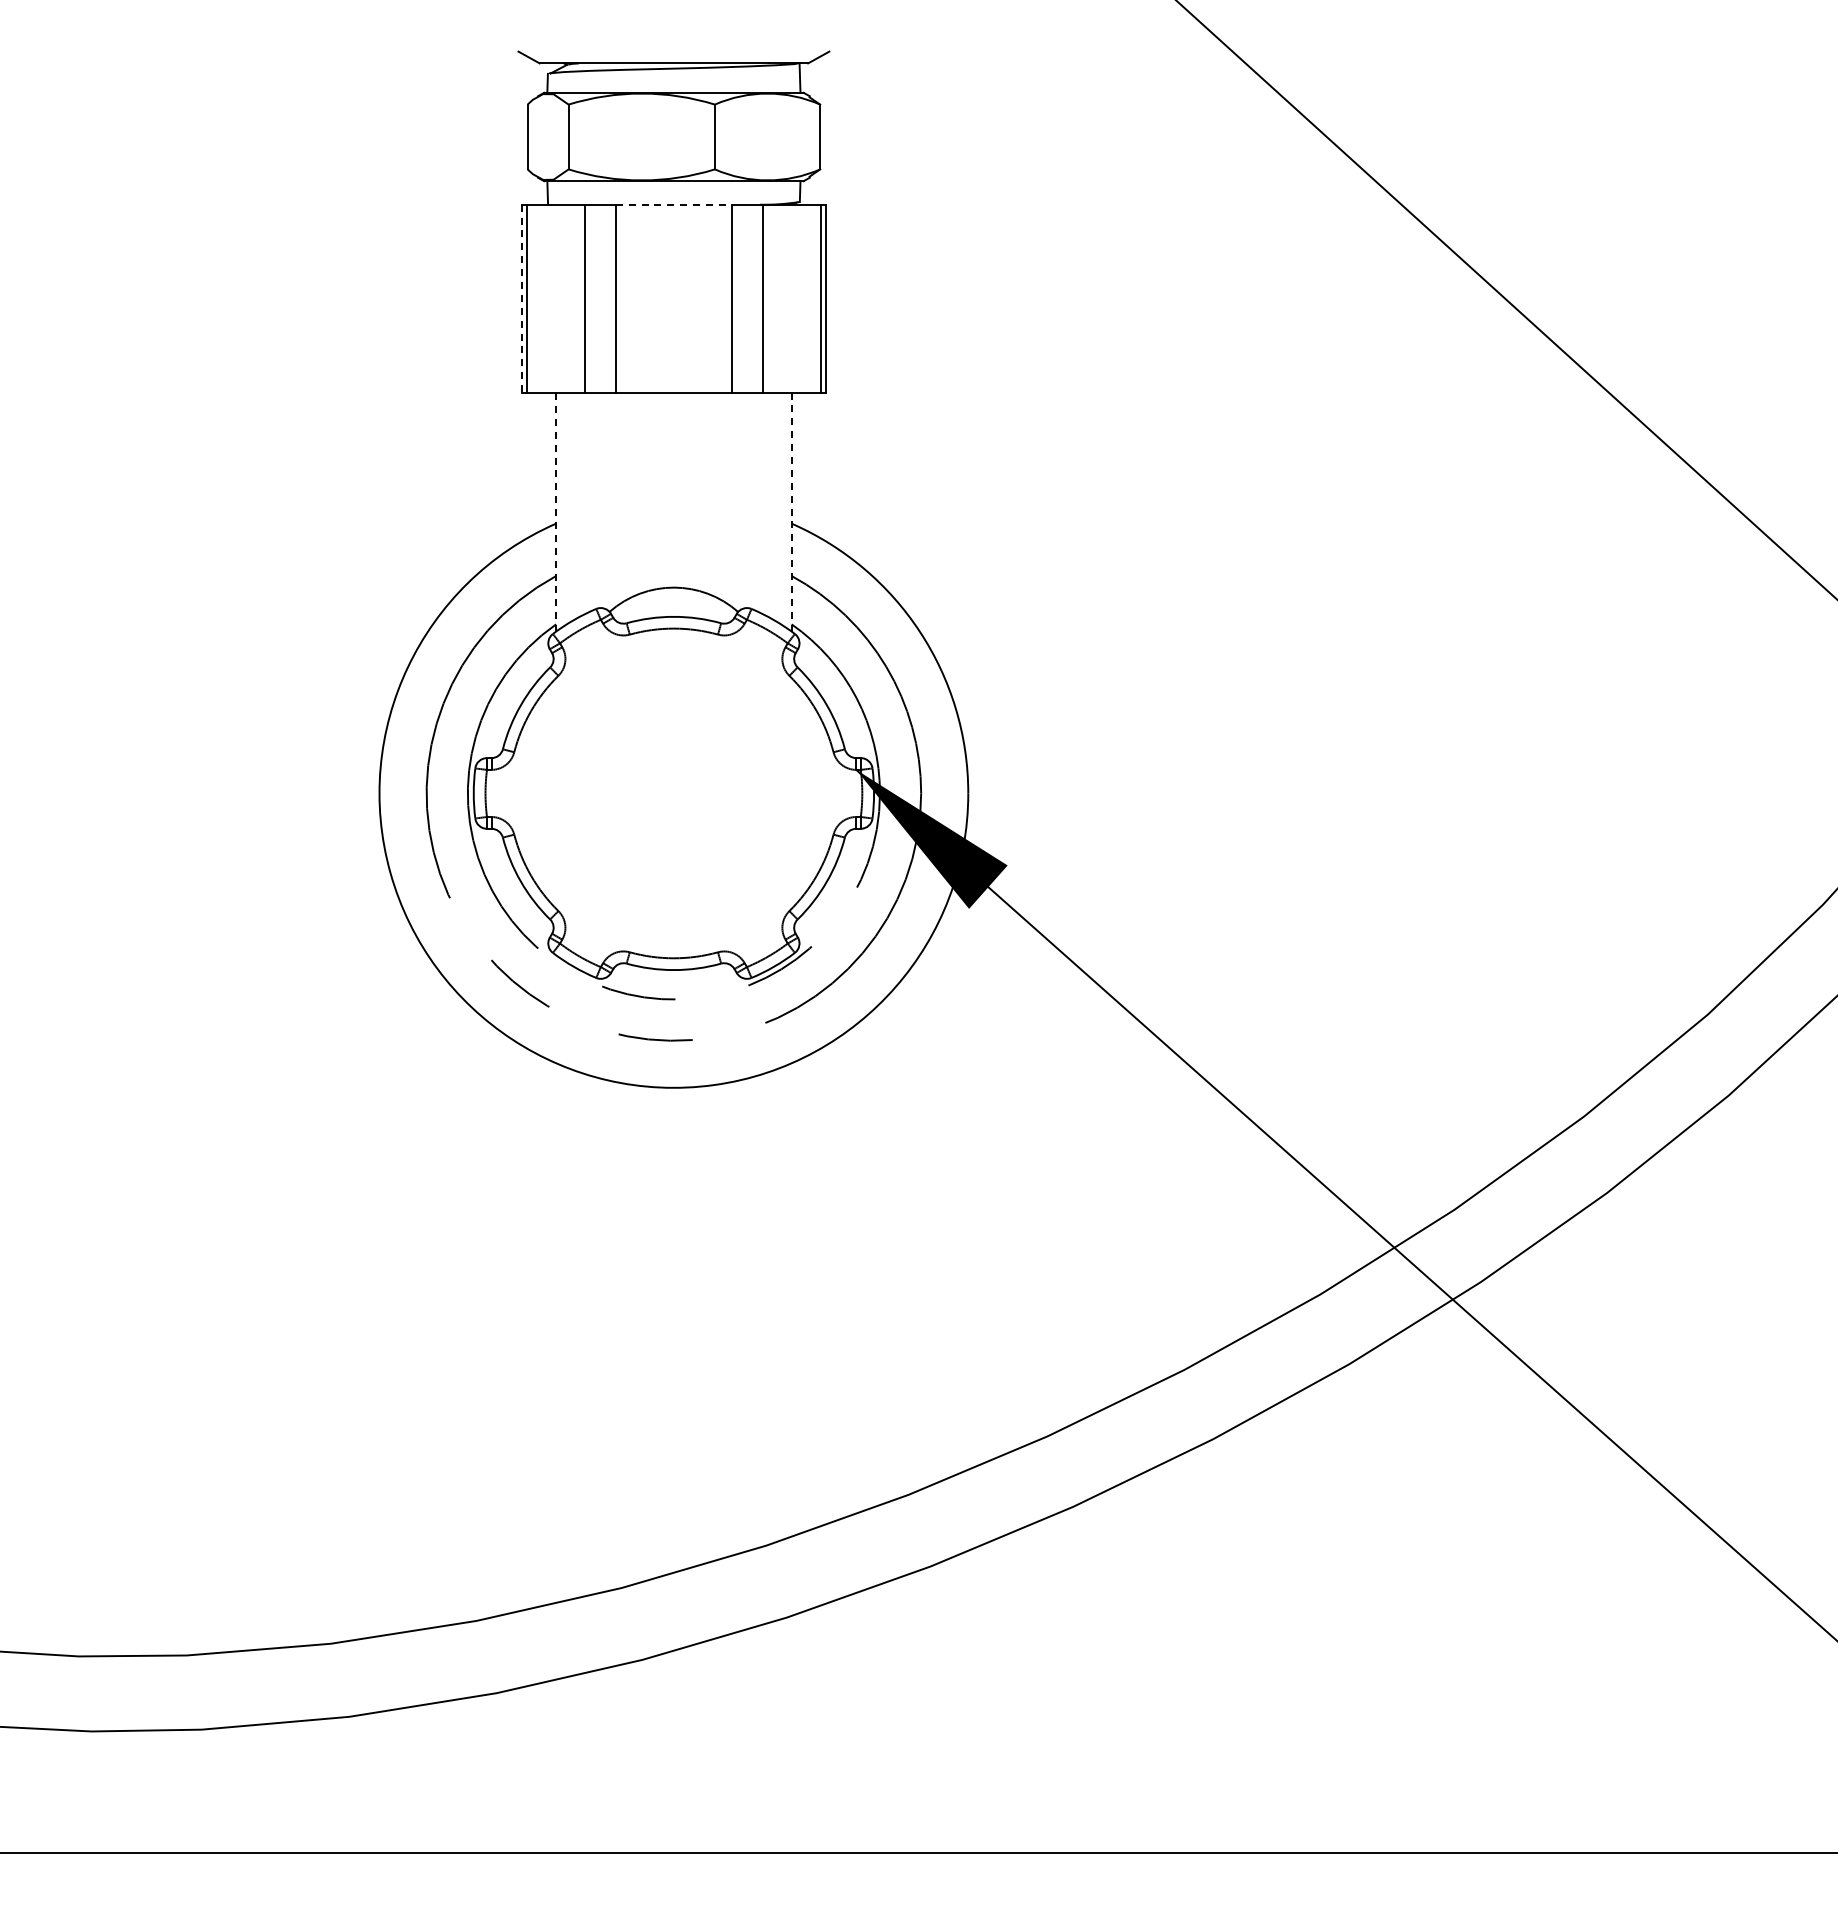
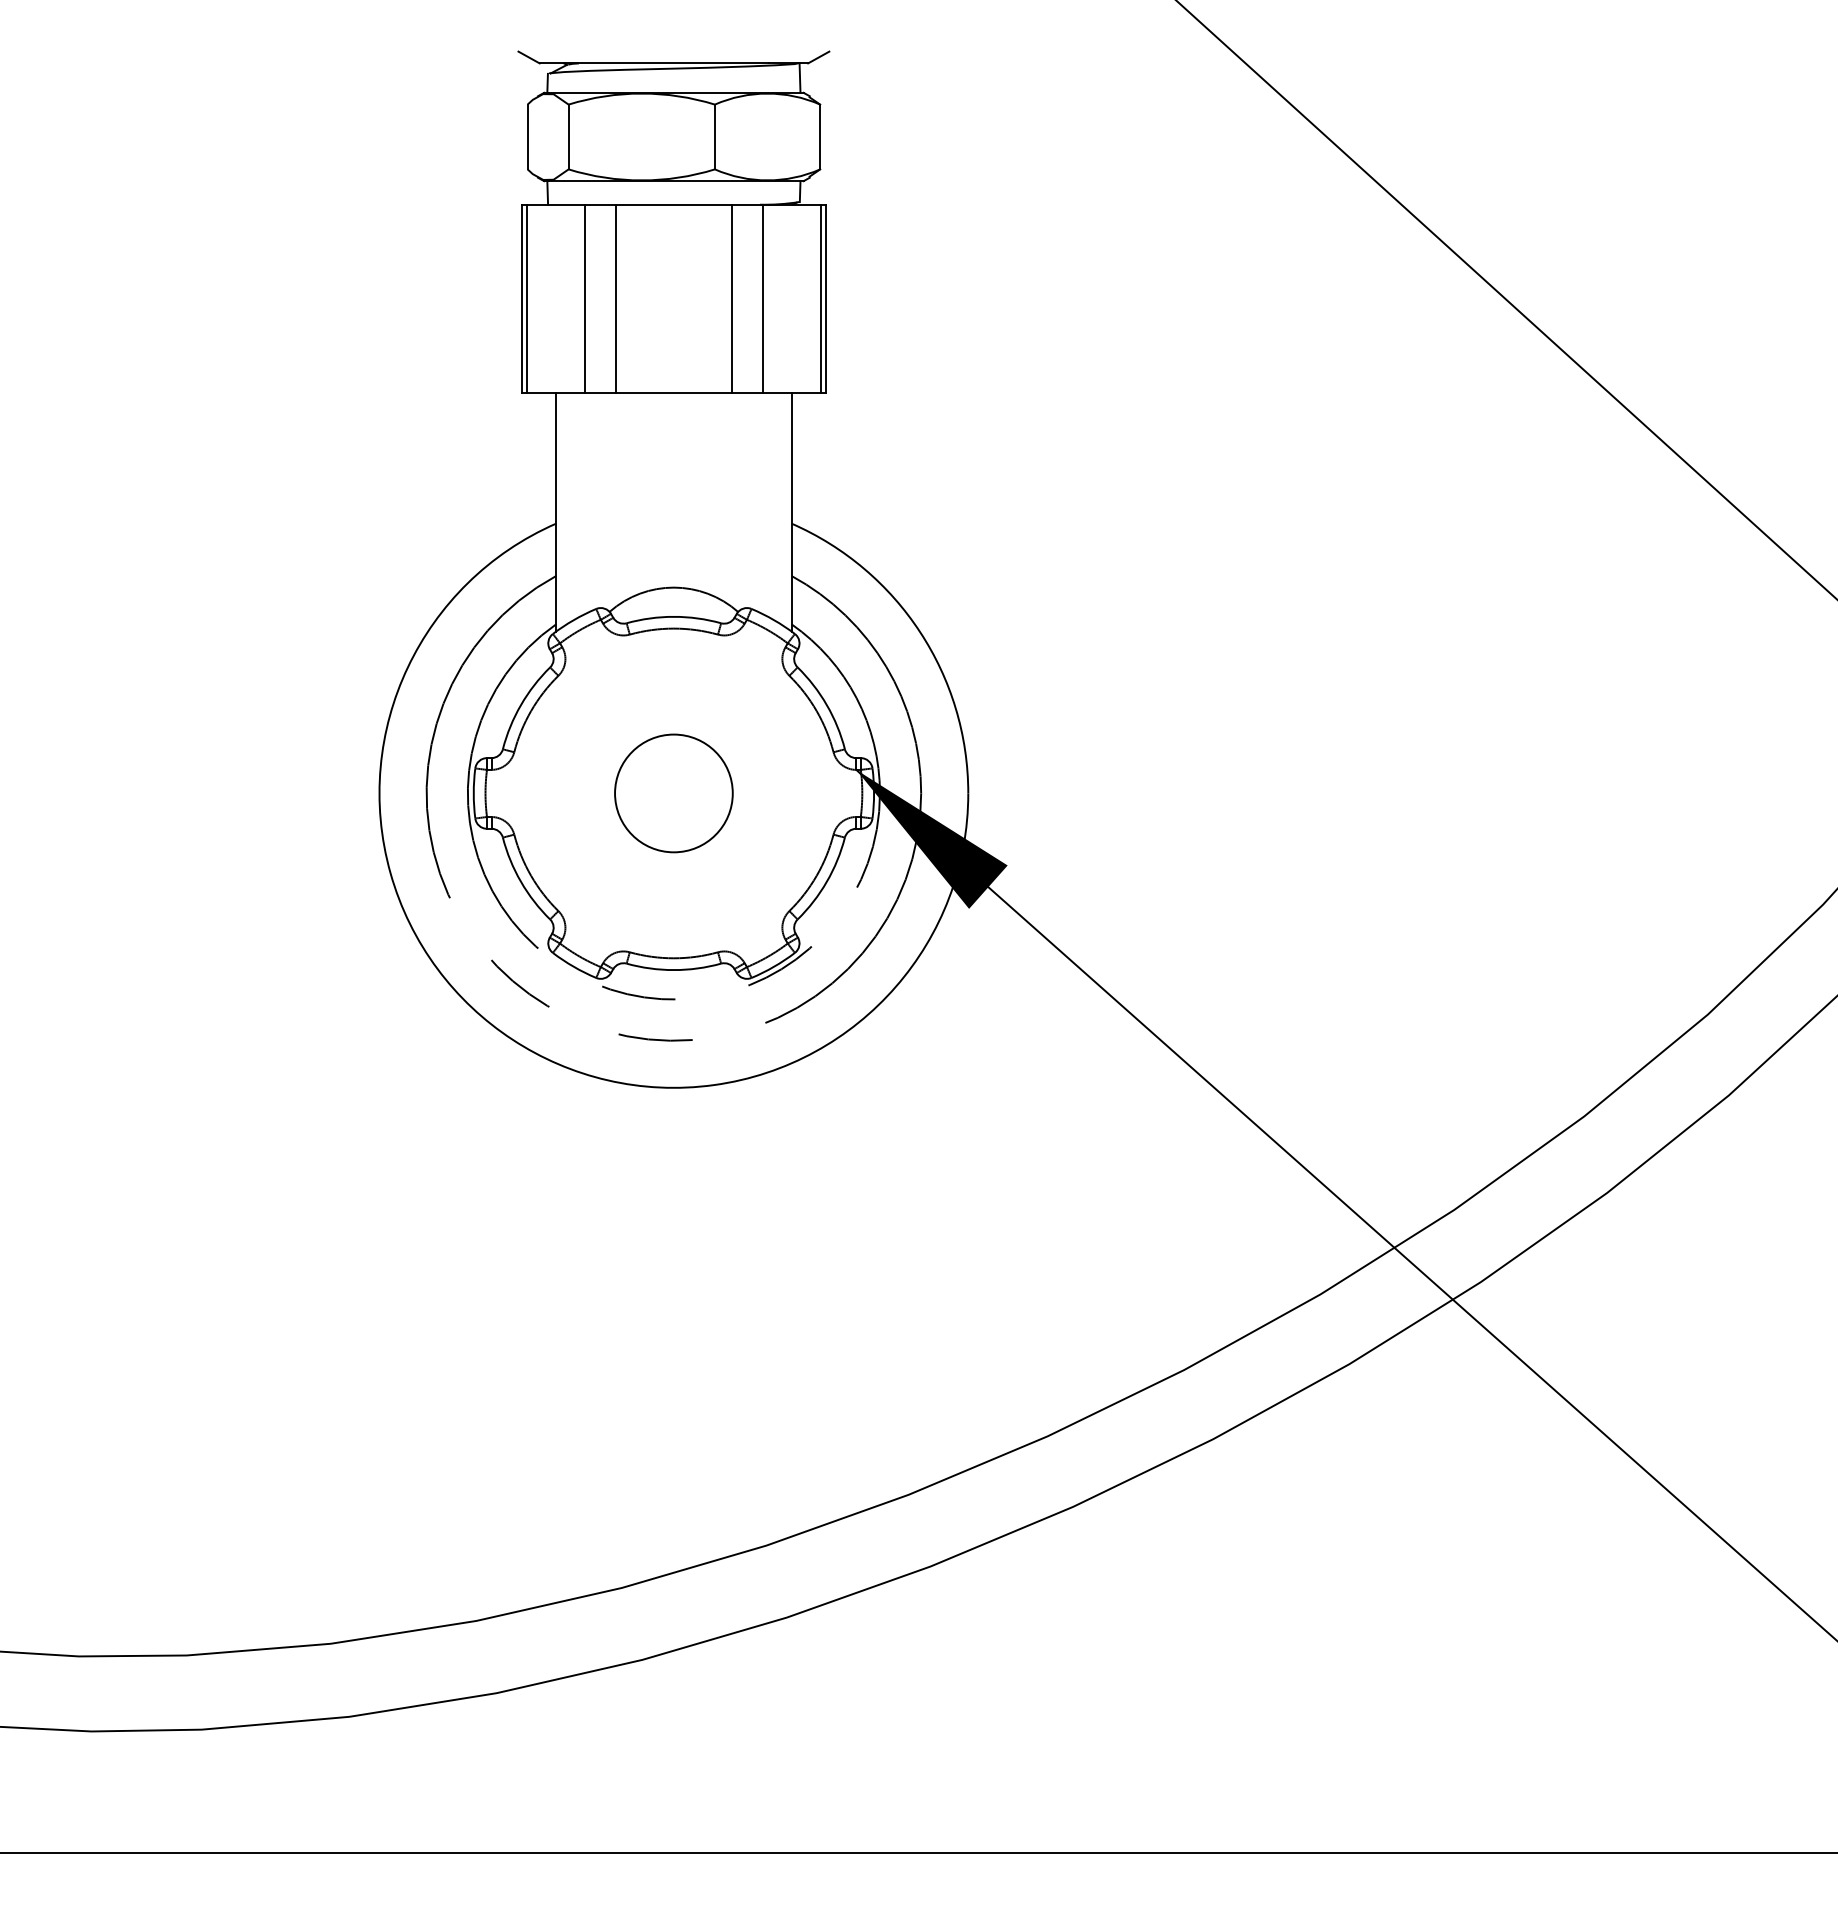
line: dashed -> solid (674, 204)
line: dashed -> solid (522, 299)
line: dashed -> solid (791, 511)
line: dashed -> solid (556, 512)
circle: none -> present (673, 793)
